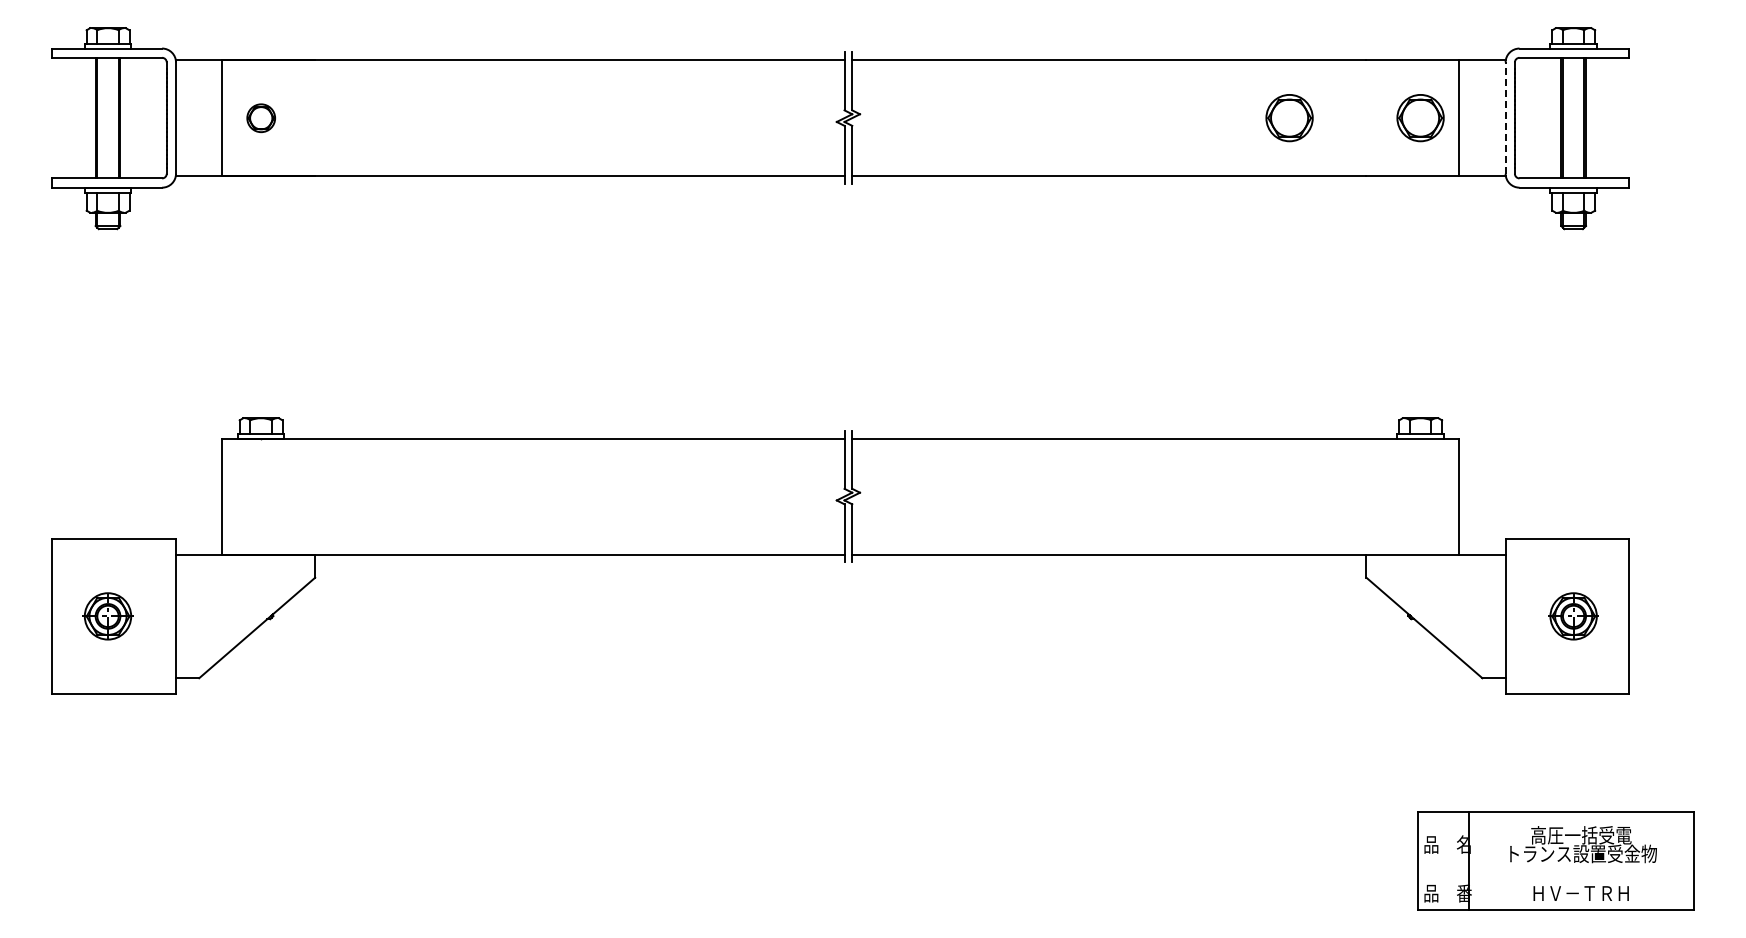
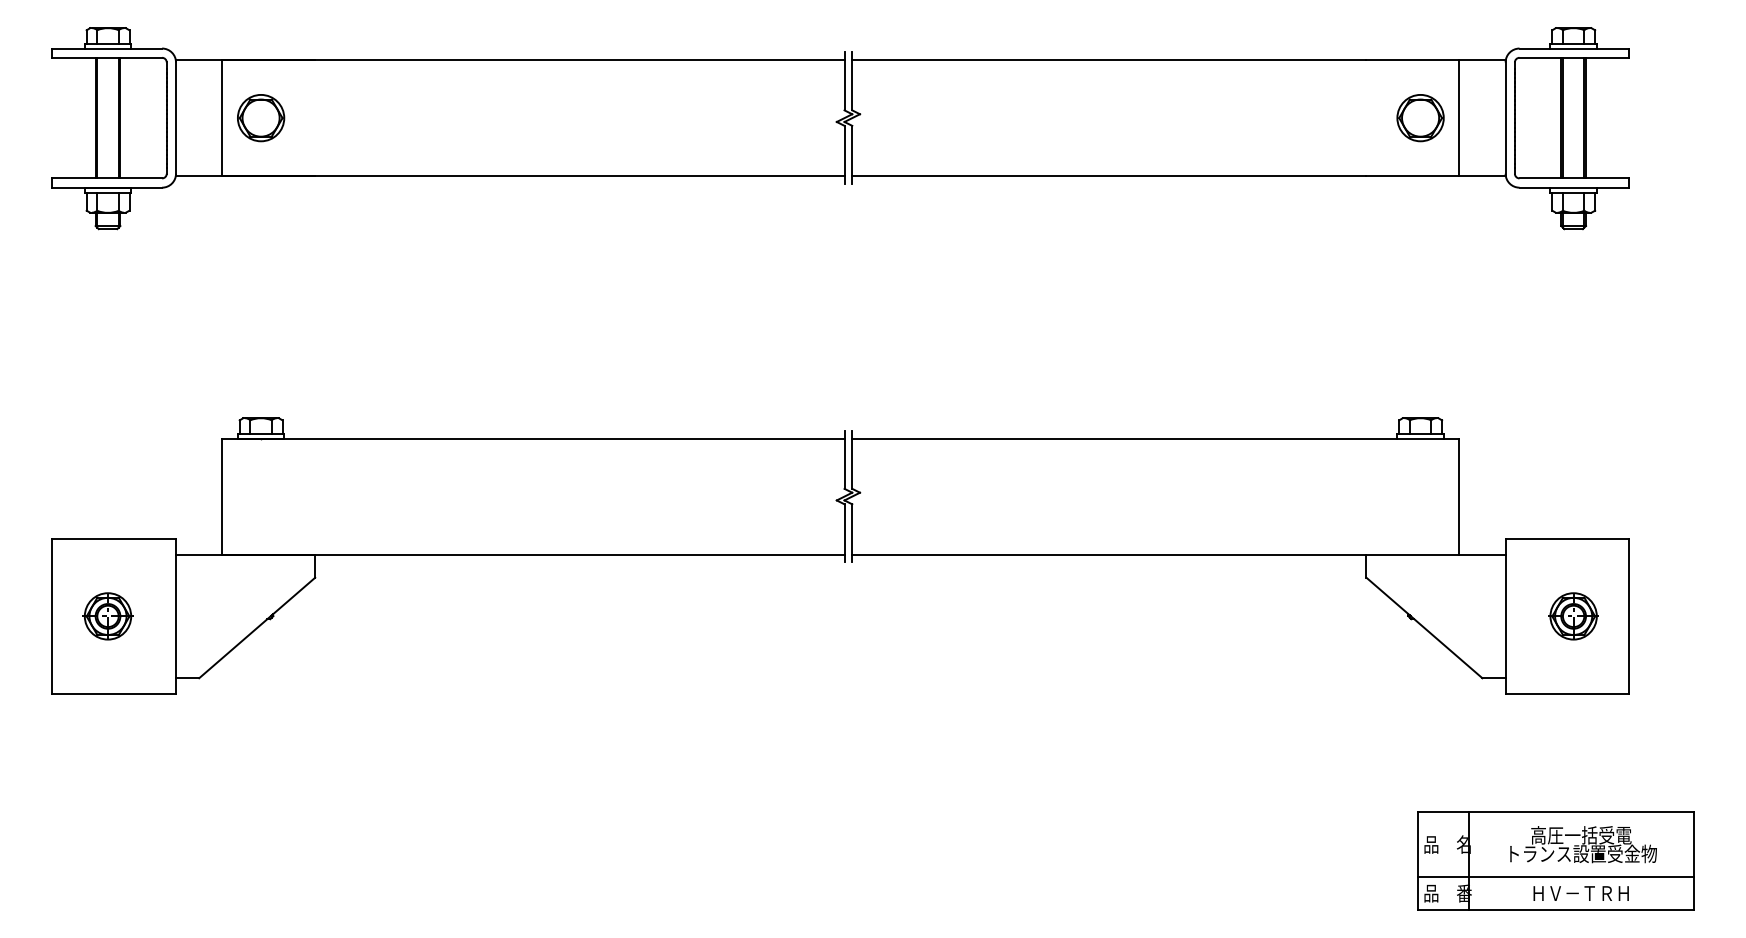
part size: 30x31 px -> 49x49 px (261, 118)
part: present -> none (1289, 118)
line: dashed -> solid (1505, 118)
line: none -> present (1555, 877)
